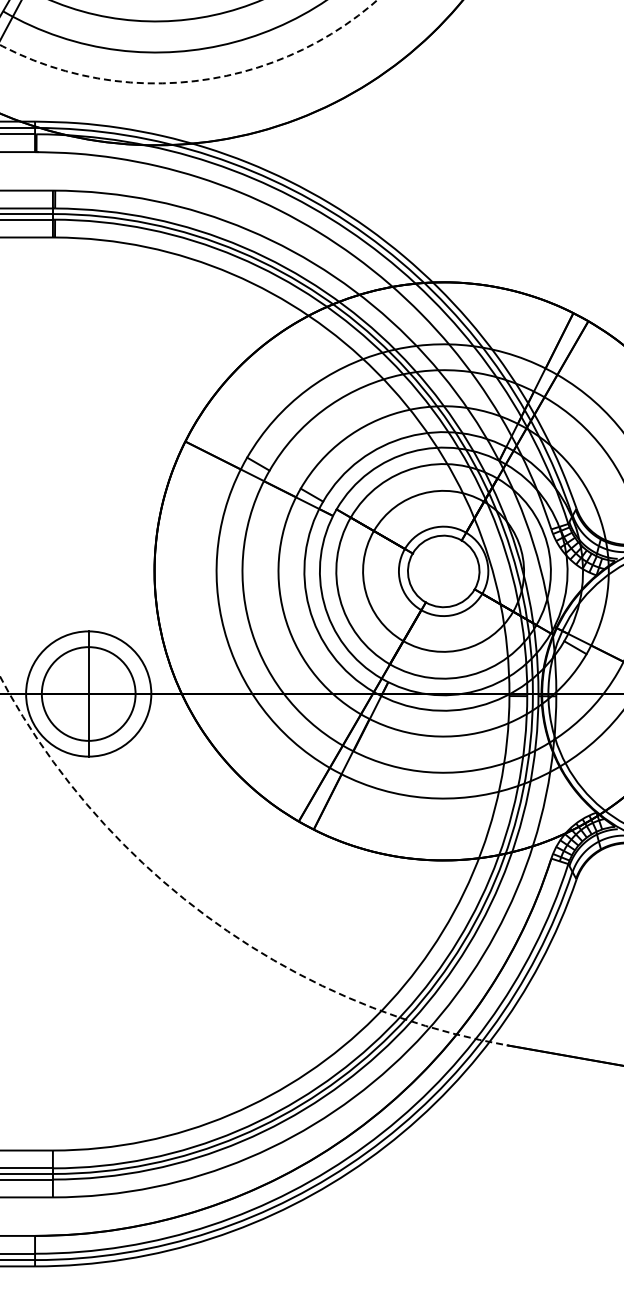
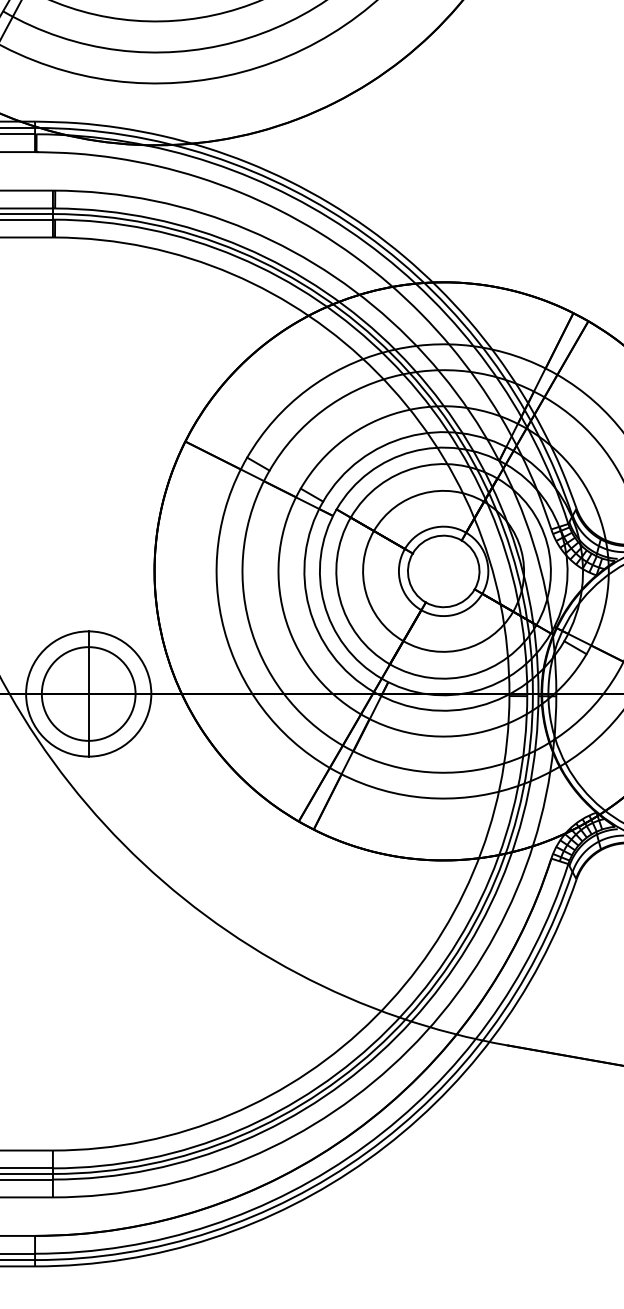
arc: dashed -> solid (195, 81)
arc: dashed -> solid (213, 921)
